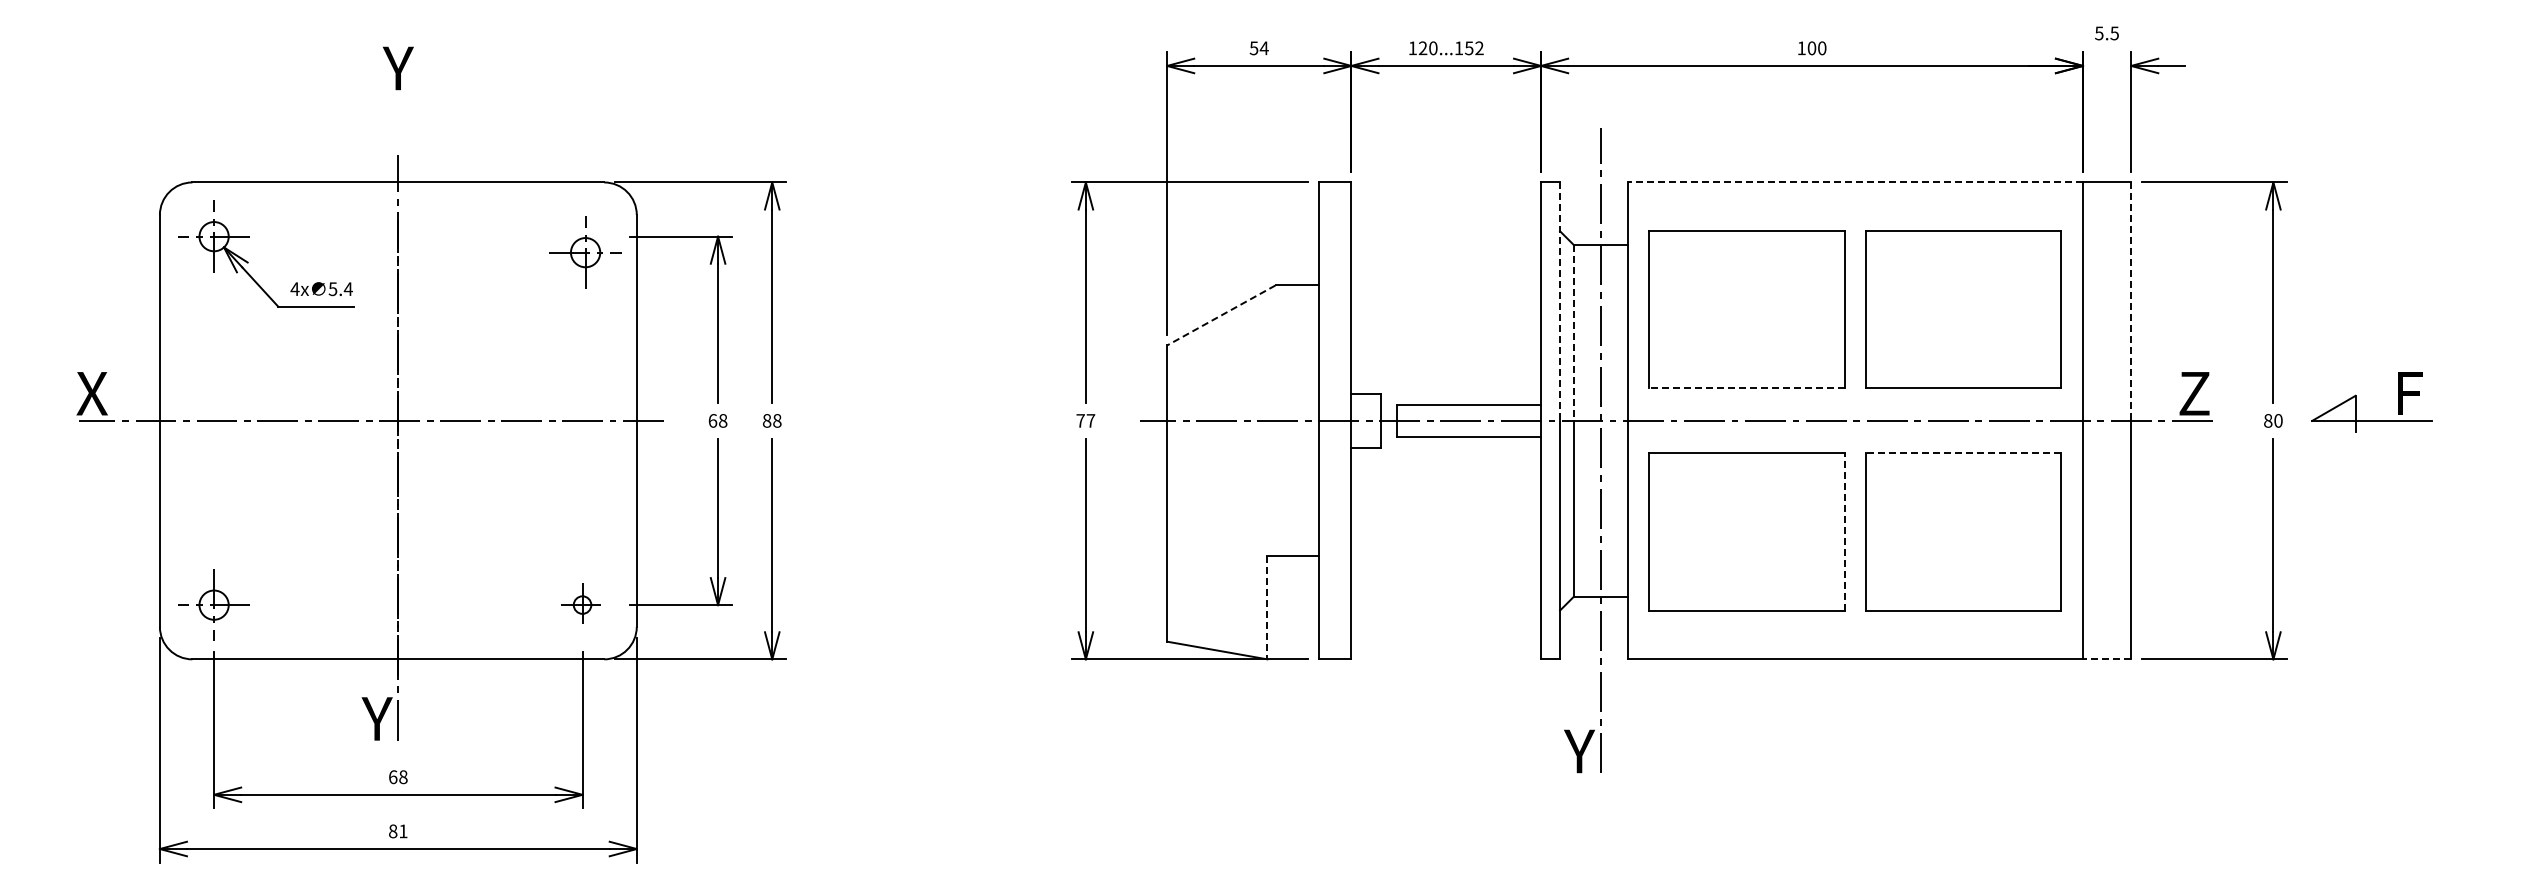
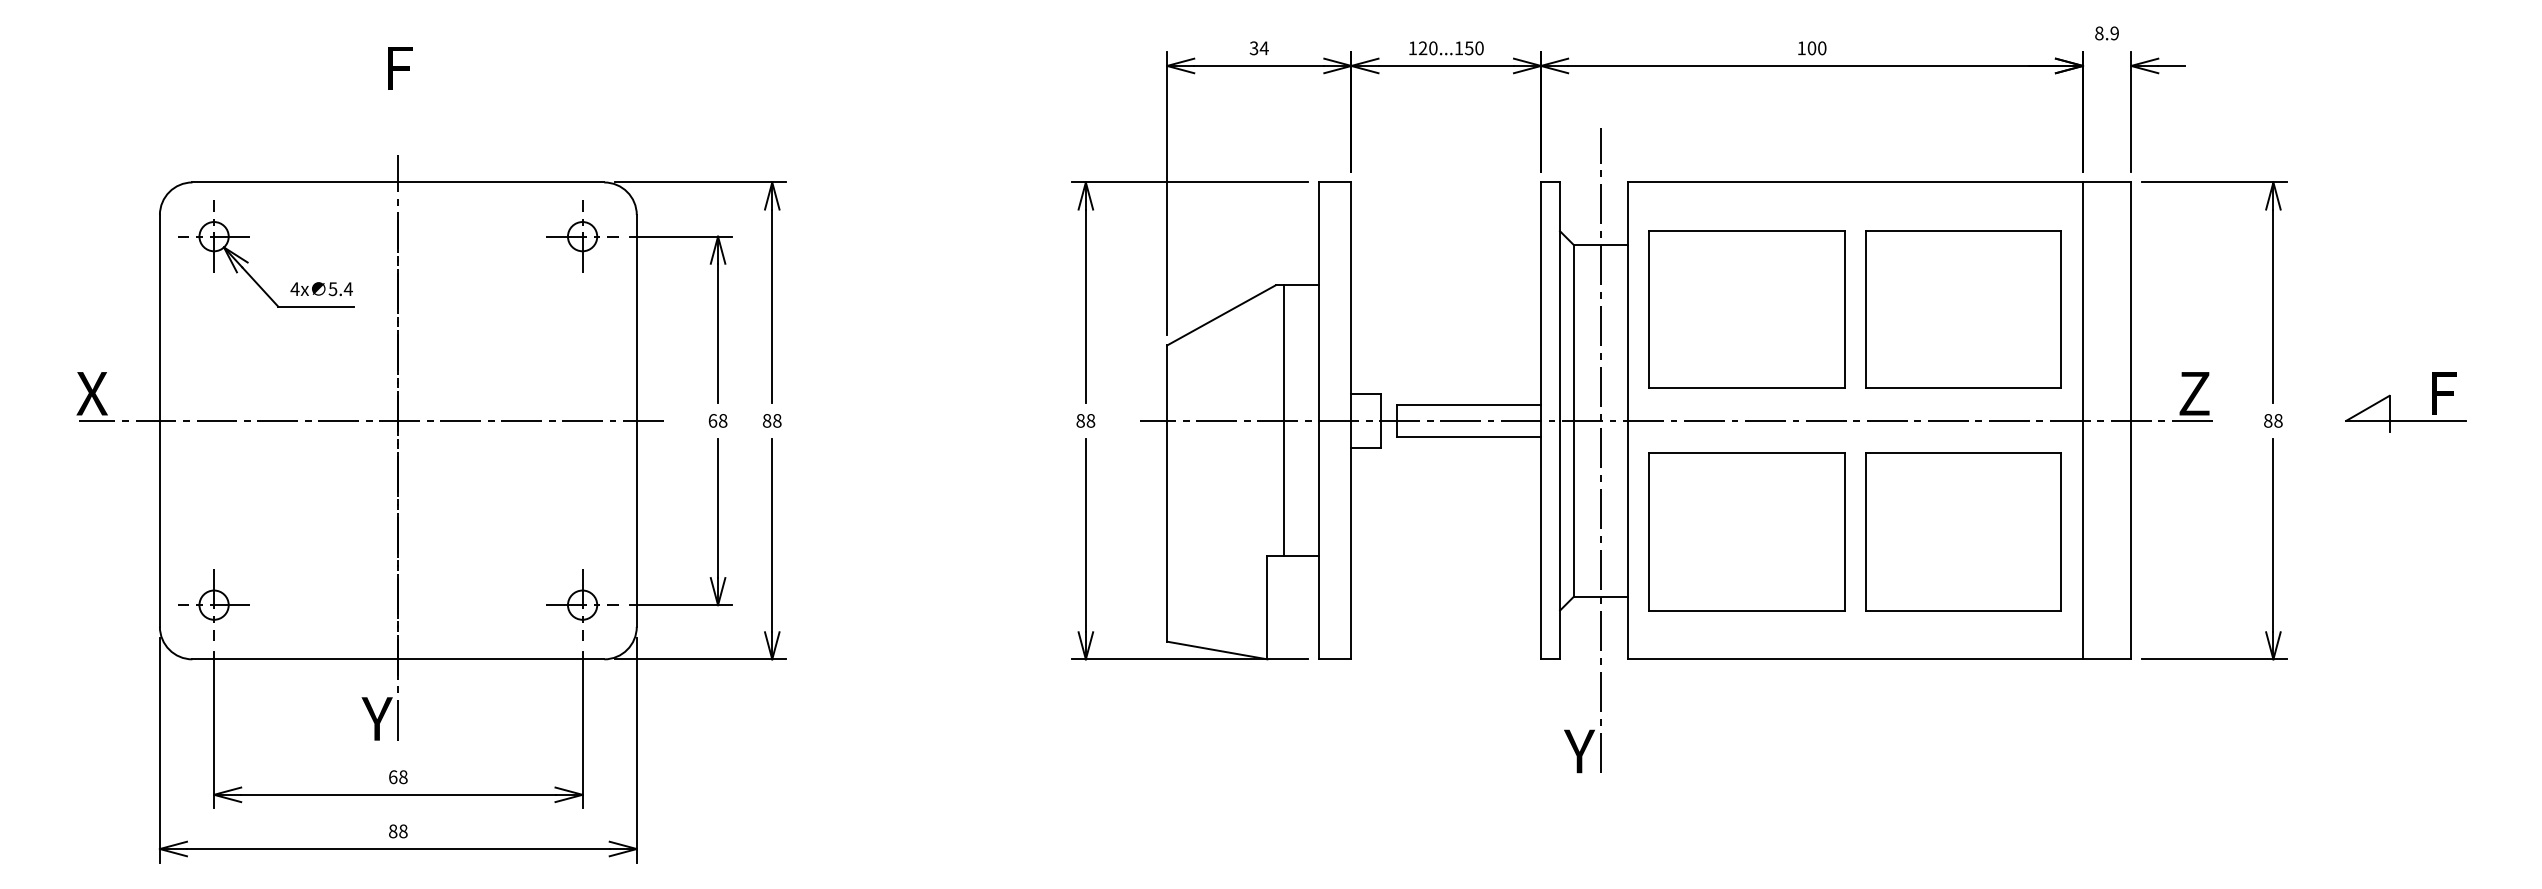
text: 5.5 -> 8.9 (2106, 33)
text: 54 -> 34 (1254, 47)
text: 120...152 -> 120...150 (1479, 48)
text: Y -> F (398, 68)
line: dashed -> solid (1855, 182)
part position: (585, 252) -> (582, 236) (582, 236)
line: dashed -> solid (1560, 302)
line: dashed -> solid (2131, 302)
line: dashed -> solid (1221, 315)
line: dashed -> solid (1573, 333)
line: dashed -> solid (1747, 388)
part position: (2356, 402) -> (2390, 402) (2390, 402)
text: 77 -> 88 (1085, 420)
line: none -> present (1283, 420)
text: 80 -> 88 (2278, 420)
line: dashed -> solid (1963, 453)
line: dashed -> solid (1844, 532)
part size: 40x41 px -> 73x72 px (582, 604)
line: dashed -> solid (1267, 608)
line: dashed -> solid (2106, 659)
text: 81 -> 88 (403, 831)
